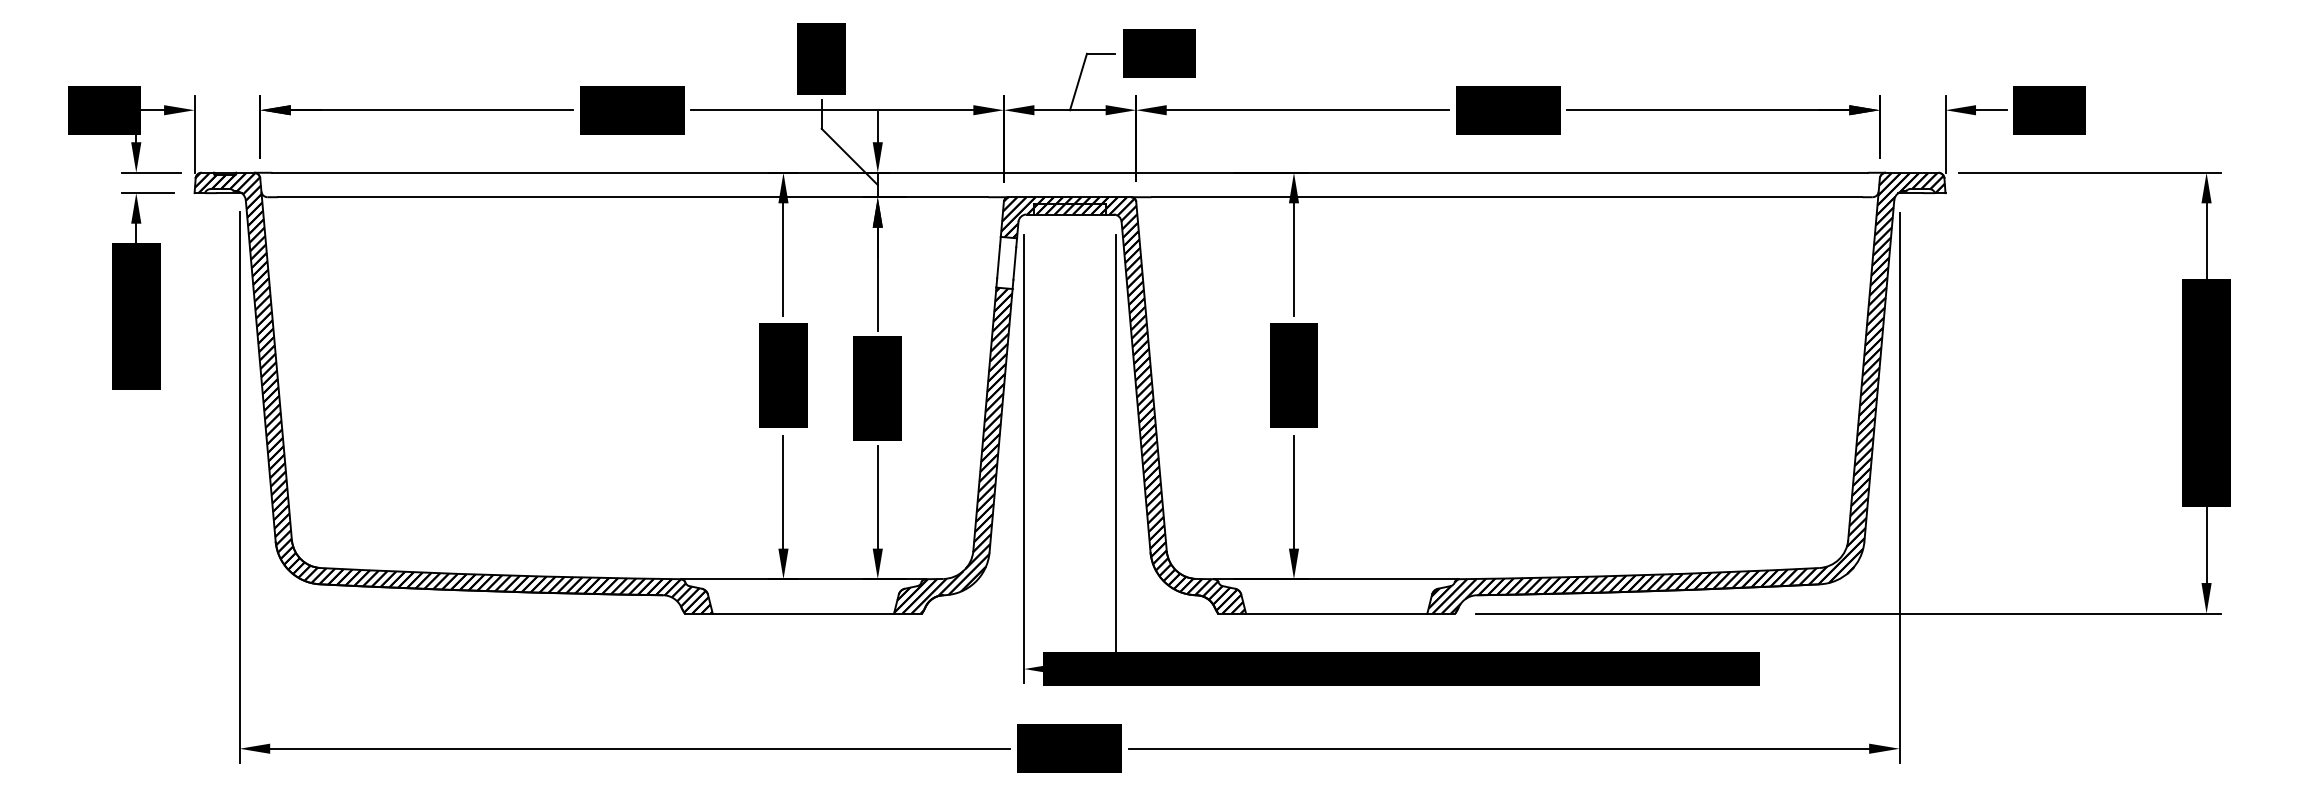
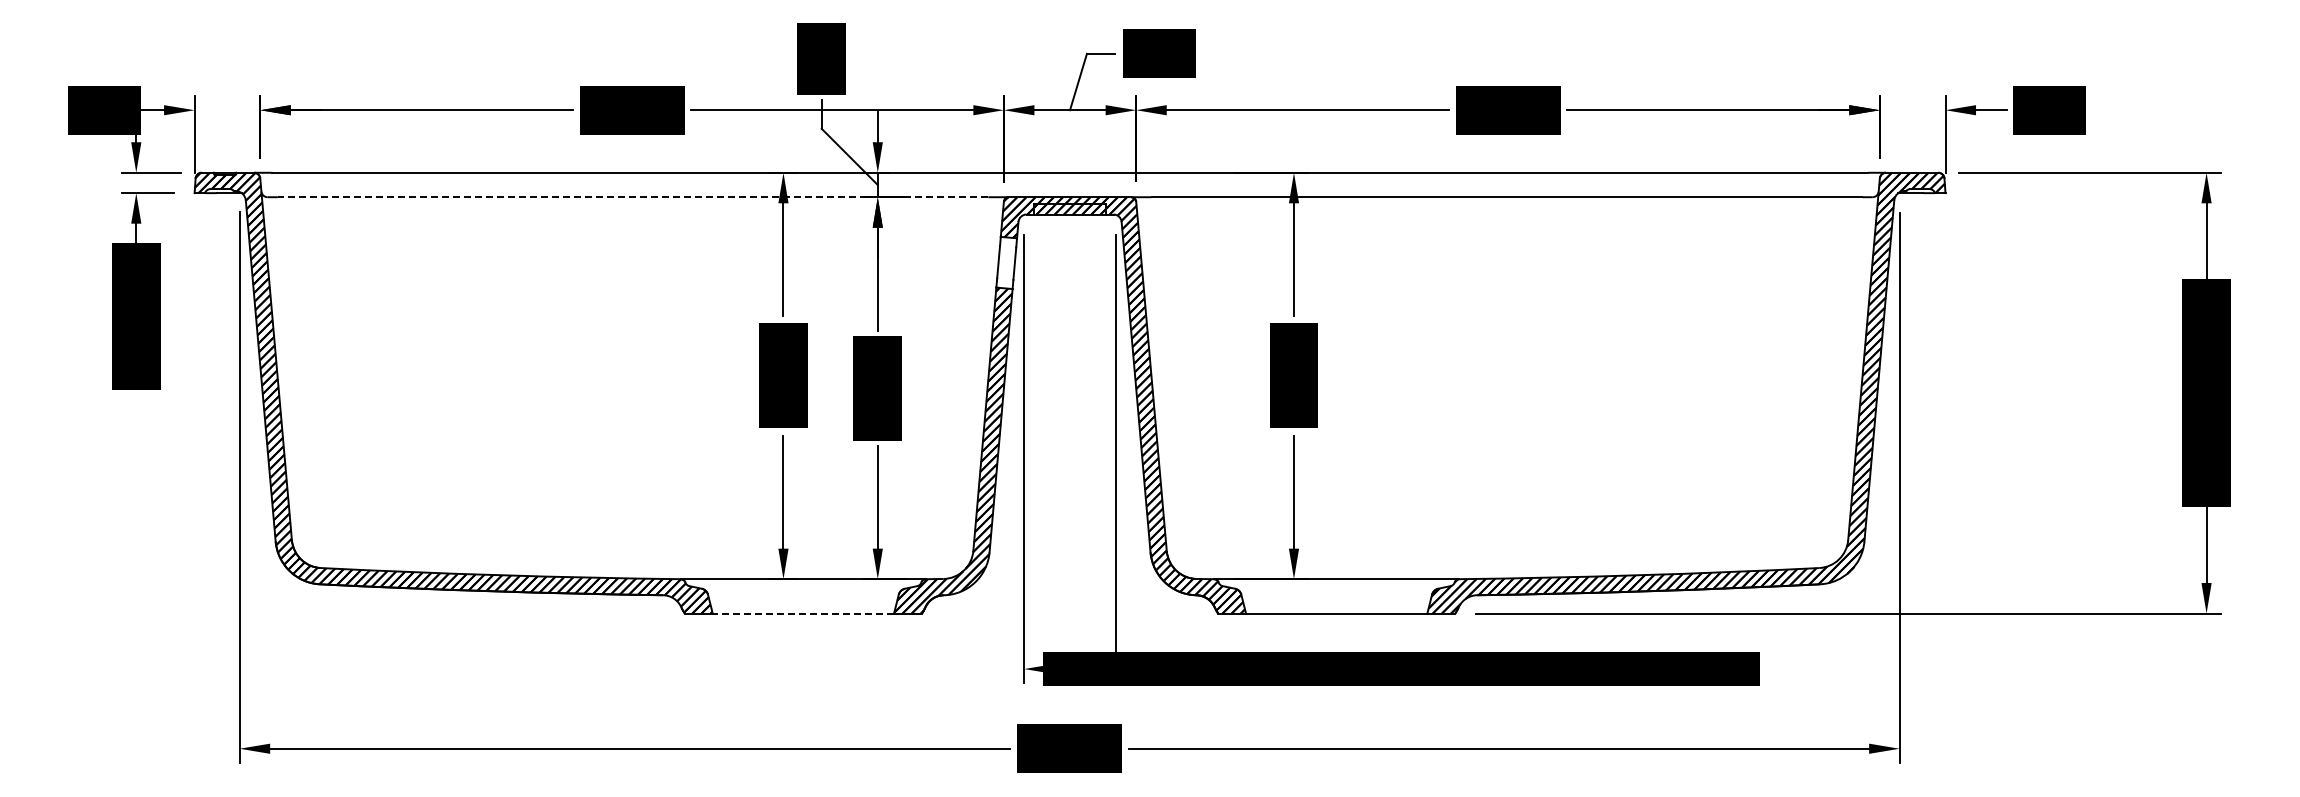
line: solid -> dashed (632, 197)
line: solid -> dashed (803, 613)
